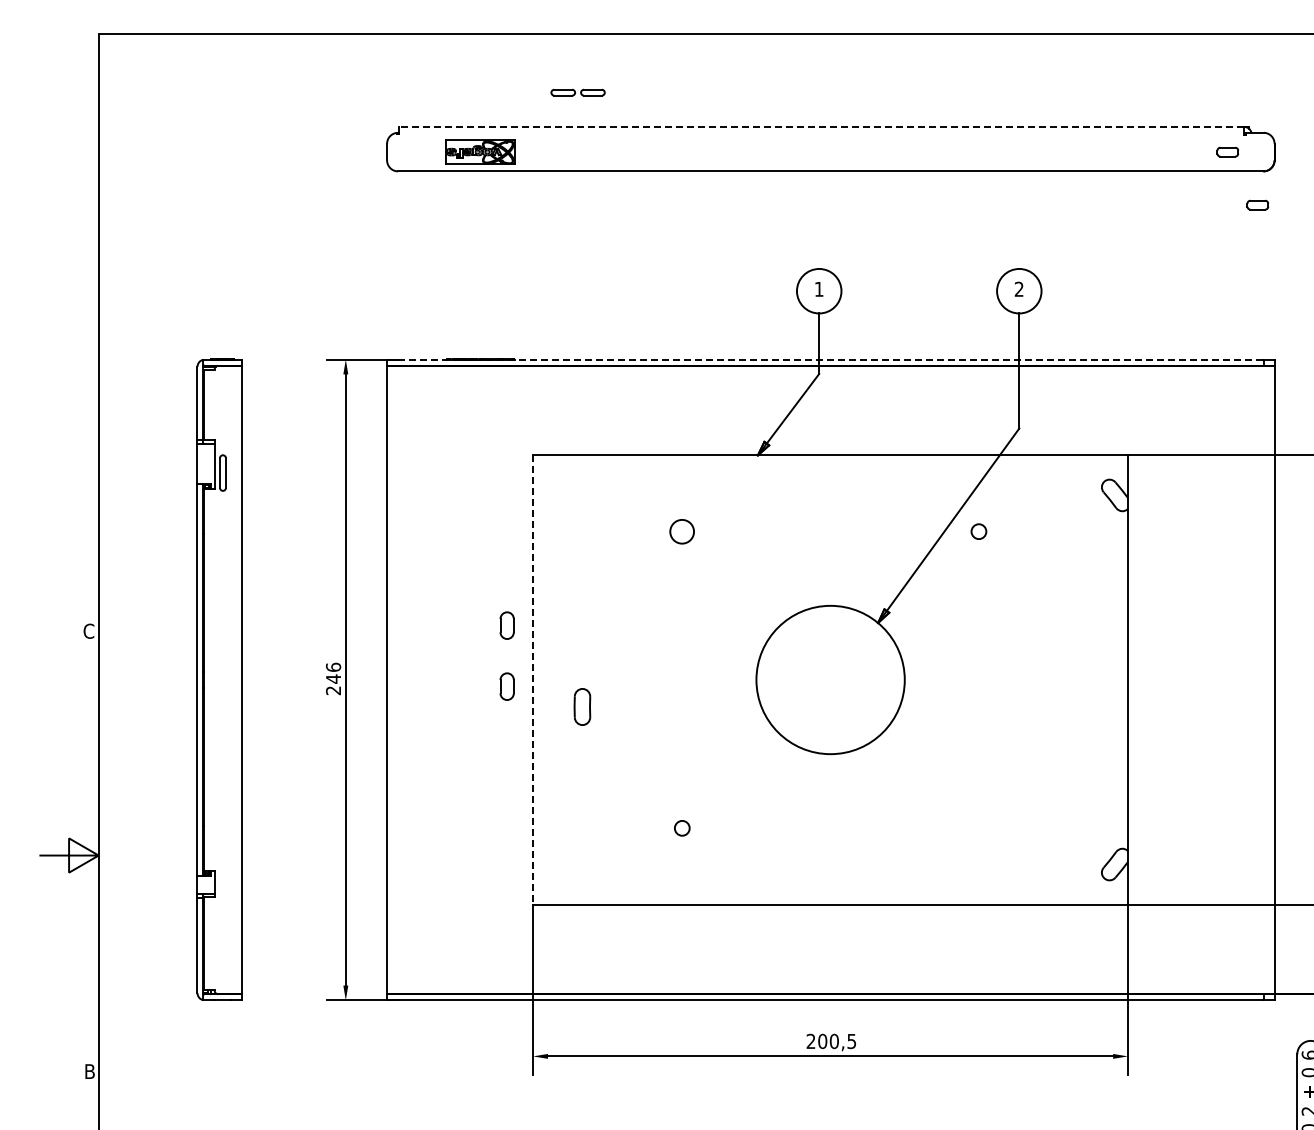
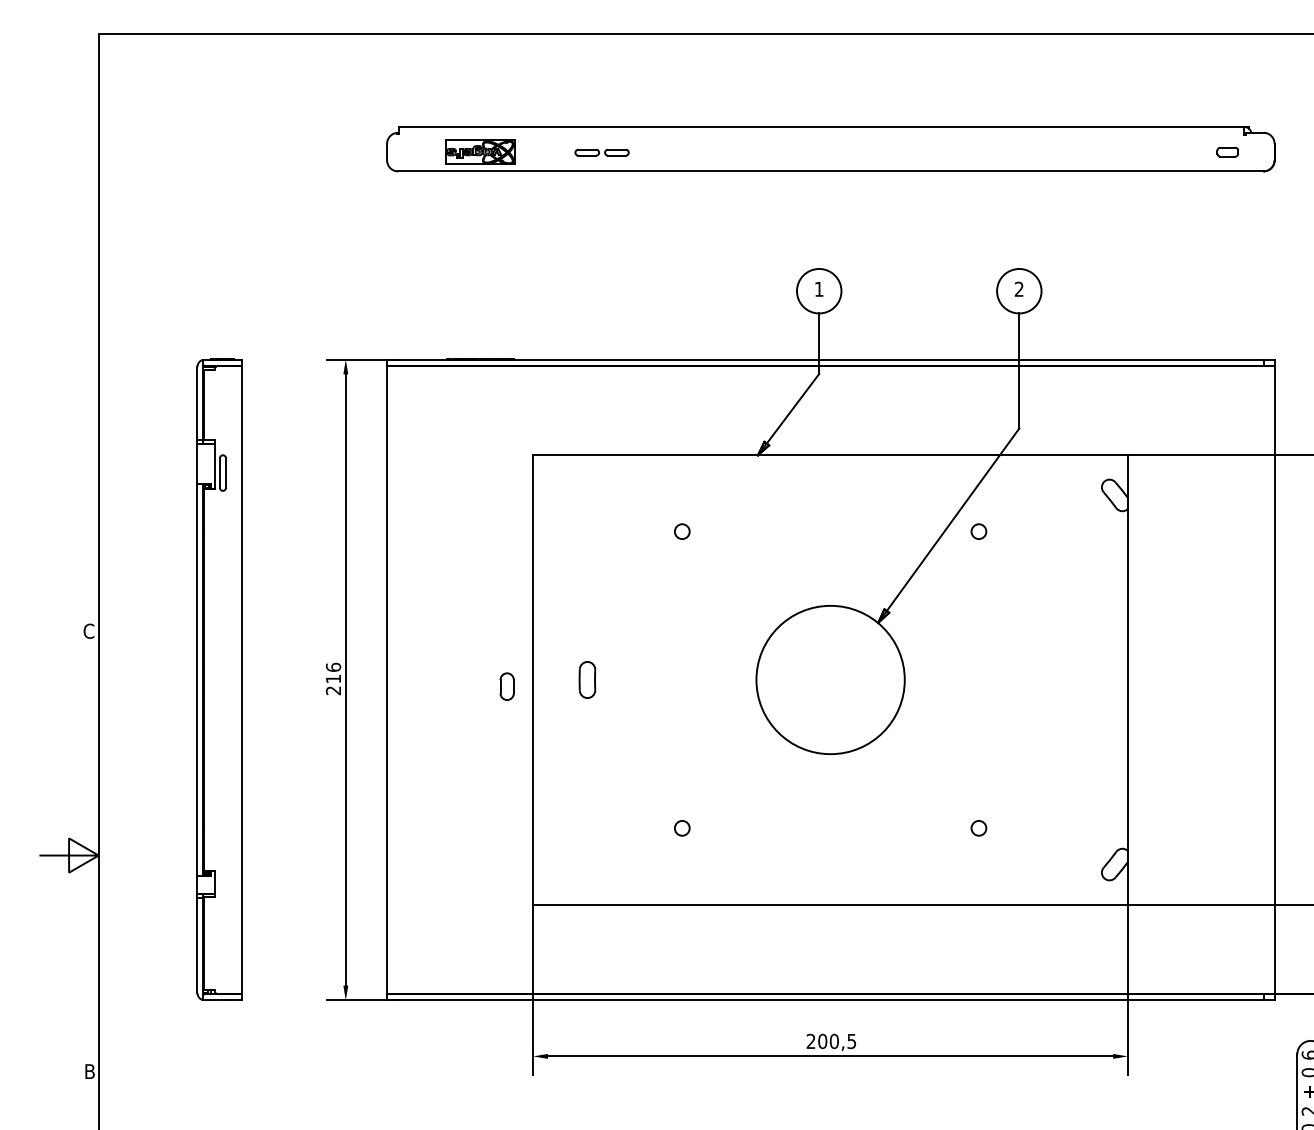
part position: (577, 92) -> (601, 152) (601, 152)
line: dashed -> solid (821, 126)
part: present -> none (1257, 204)
line: dashed -> solid (830, 359)
circle size: 26x26 px -> 17x17 px (682, 531)
part: present -> none (506, 625)
text: 246 -> 216 (333, 678)
line: dashed -> solid (533, 680)
part position: (582, 706) -> (587, 679) (587, 679)
circle: none -> present (978, 828)
